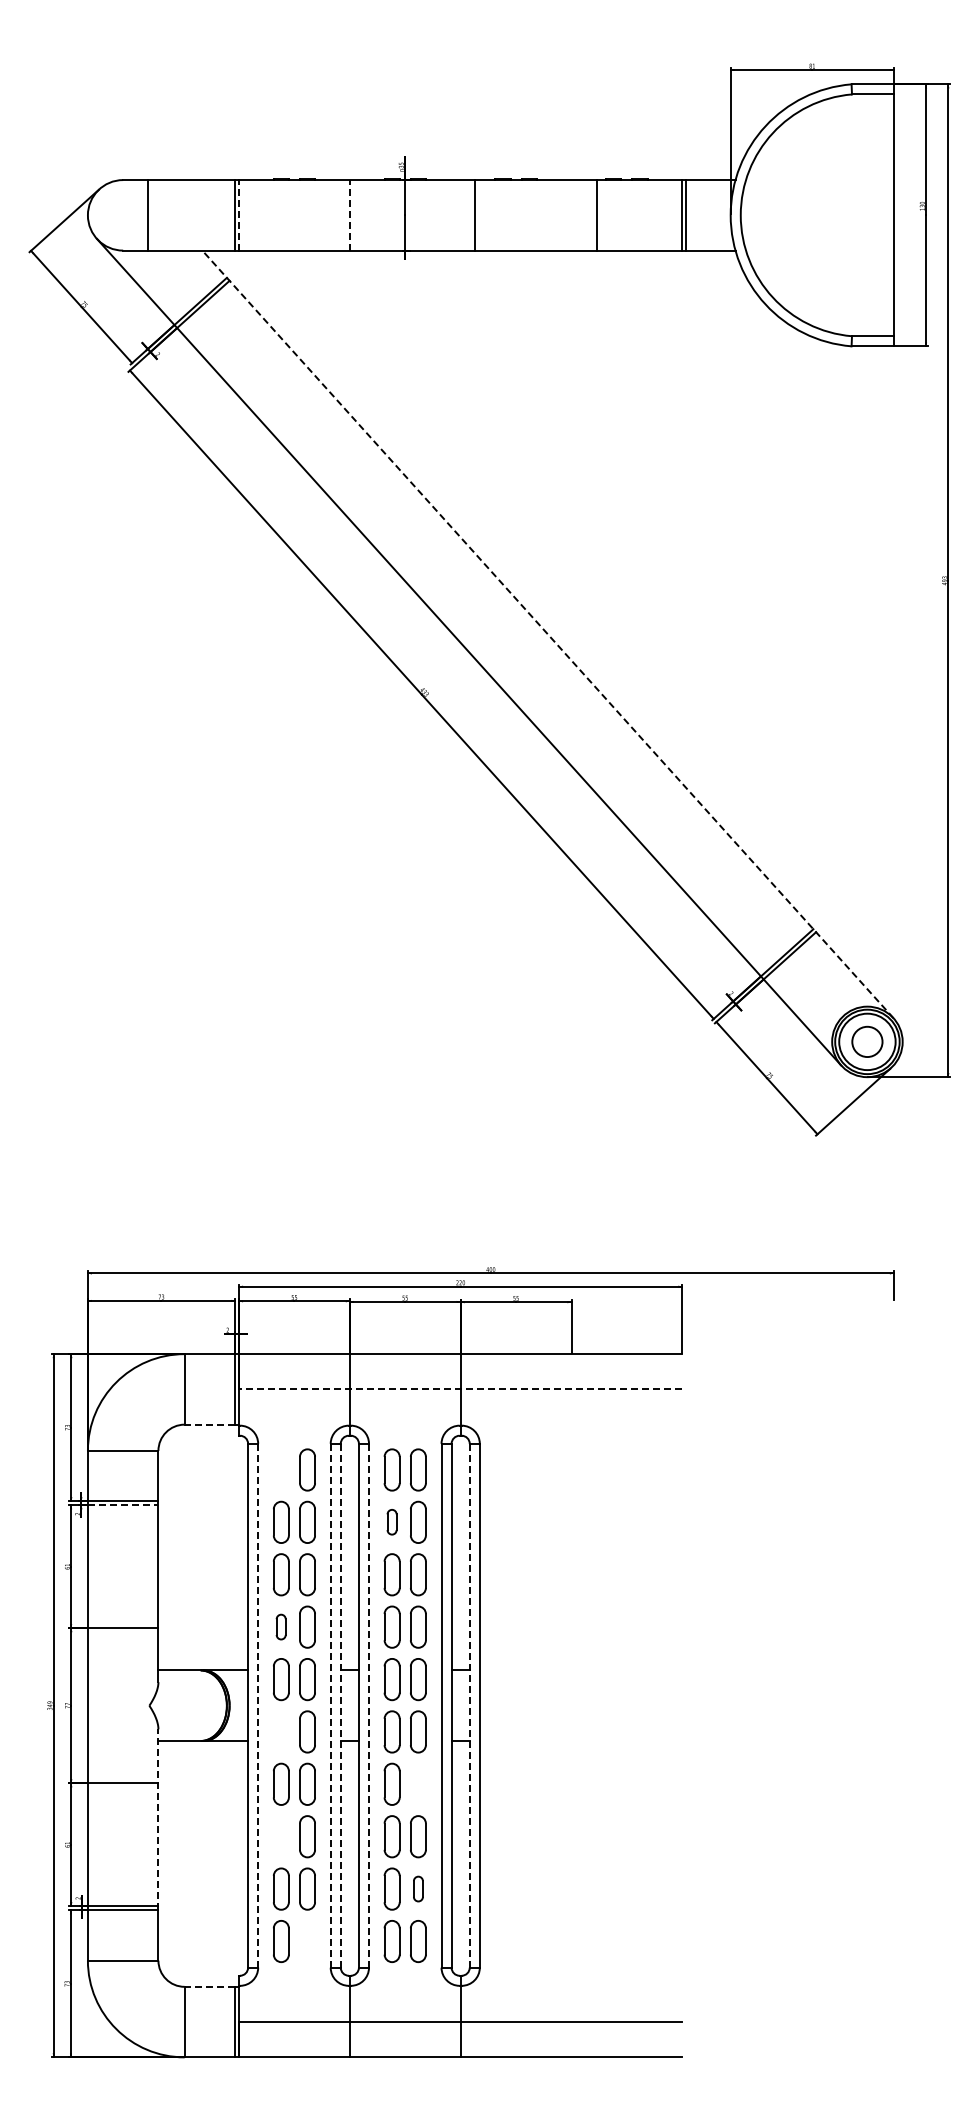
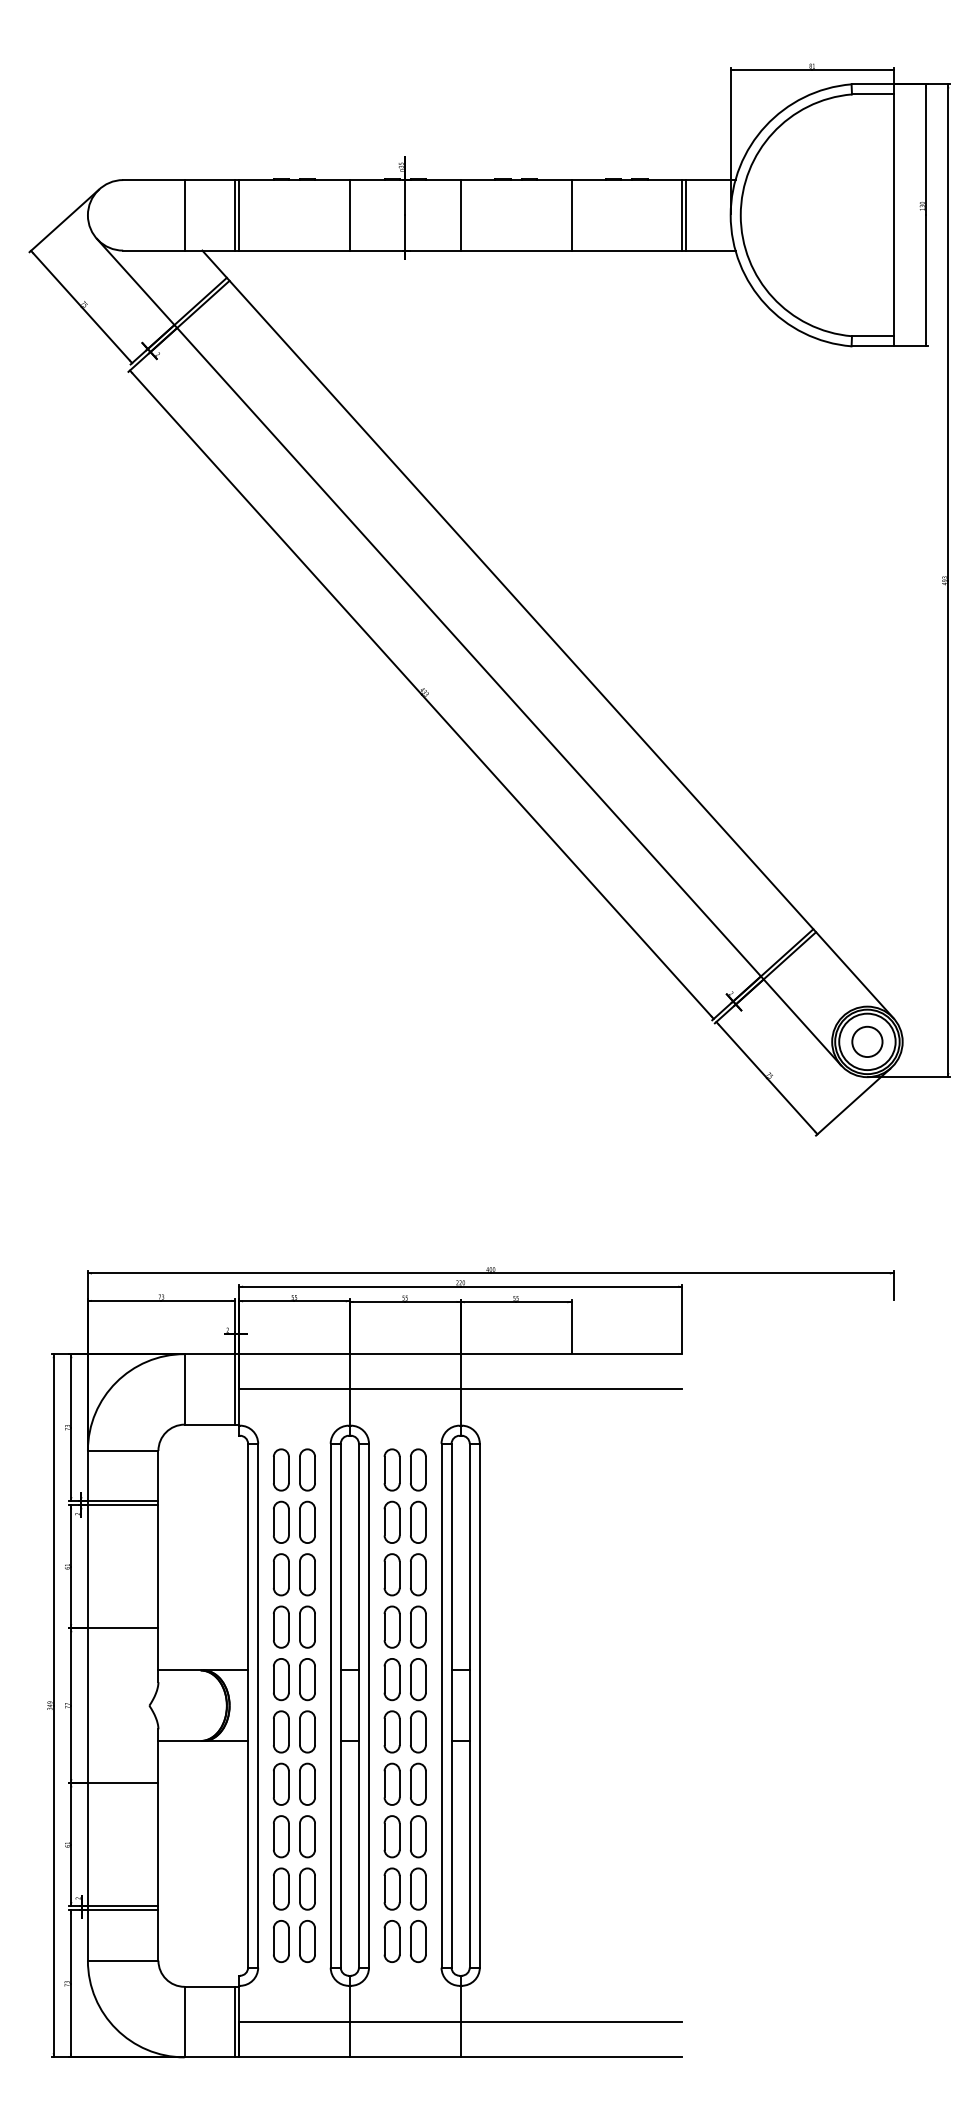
line: dashed -> solid (239, 214)
line: dashed -> solid (349, 214)
line position: (147, 215) -> (184, 215) (184, 215)
line position: (474, 215) -> (460, 215) (460, 215)
line position: (596, 215) -> (571, 215) (571, 215)
line: dashed -> solid (548, 634)
line: dashed -> solid (460, 1389)
line: dashed -> solid (209, 1424)
part: none -> present (281, 1469)
line: dashed -> solid (123, 1505)
part size: 12x27 px -> 18x44 px (391, 1521)
part size: 12x28 px -> 18x44 px (280, 1626)
line: dashed -> solid (258, 1705)
line: dashed -> solid (330, 1705)
line: dashed -> solid (340, 1705)
line: dashed -> solid (369, 1705)
line: dashed -> solid (469, 1705)
part: none -> present (281, 1731)
part: none -> present (418, 1783)
line: dashed -> solid (158, 1819)
part: none -> present (281, 1836)
part size: 11x28 px -> 17x44 px (418, 1888)
part: none -> present (307, 1941)
line: dashed -> solid (209, 1986)
